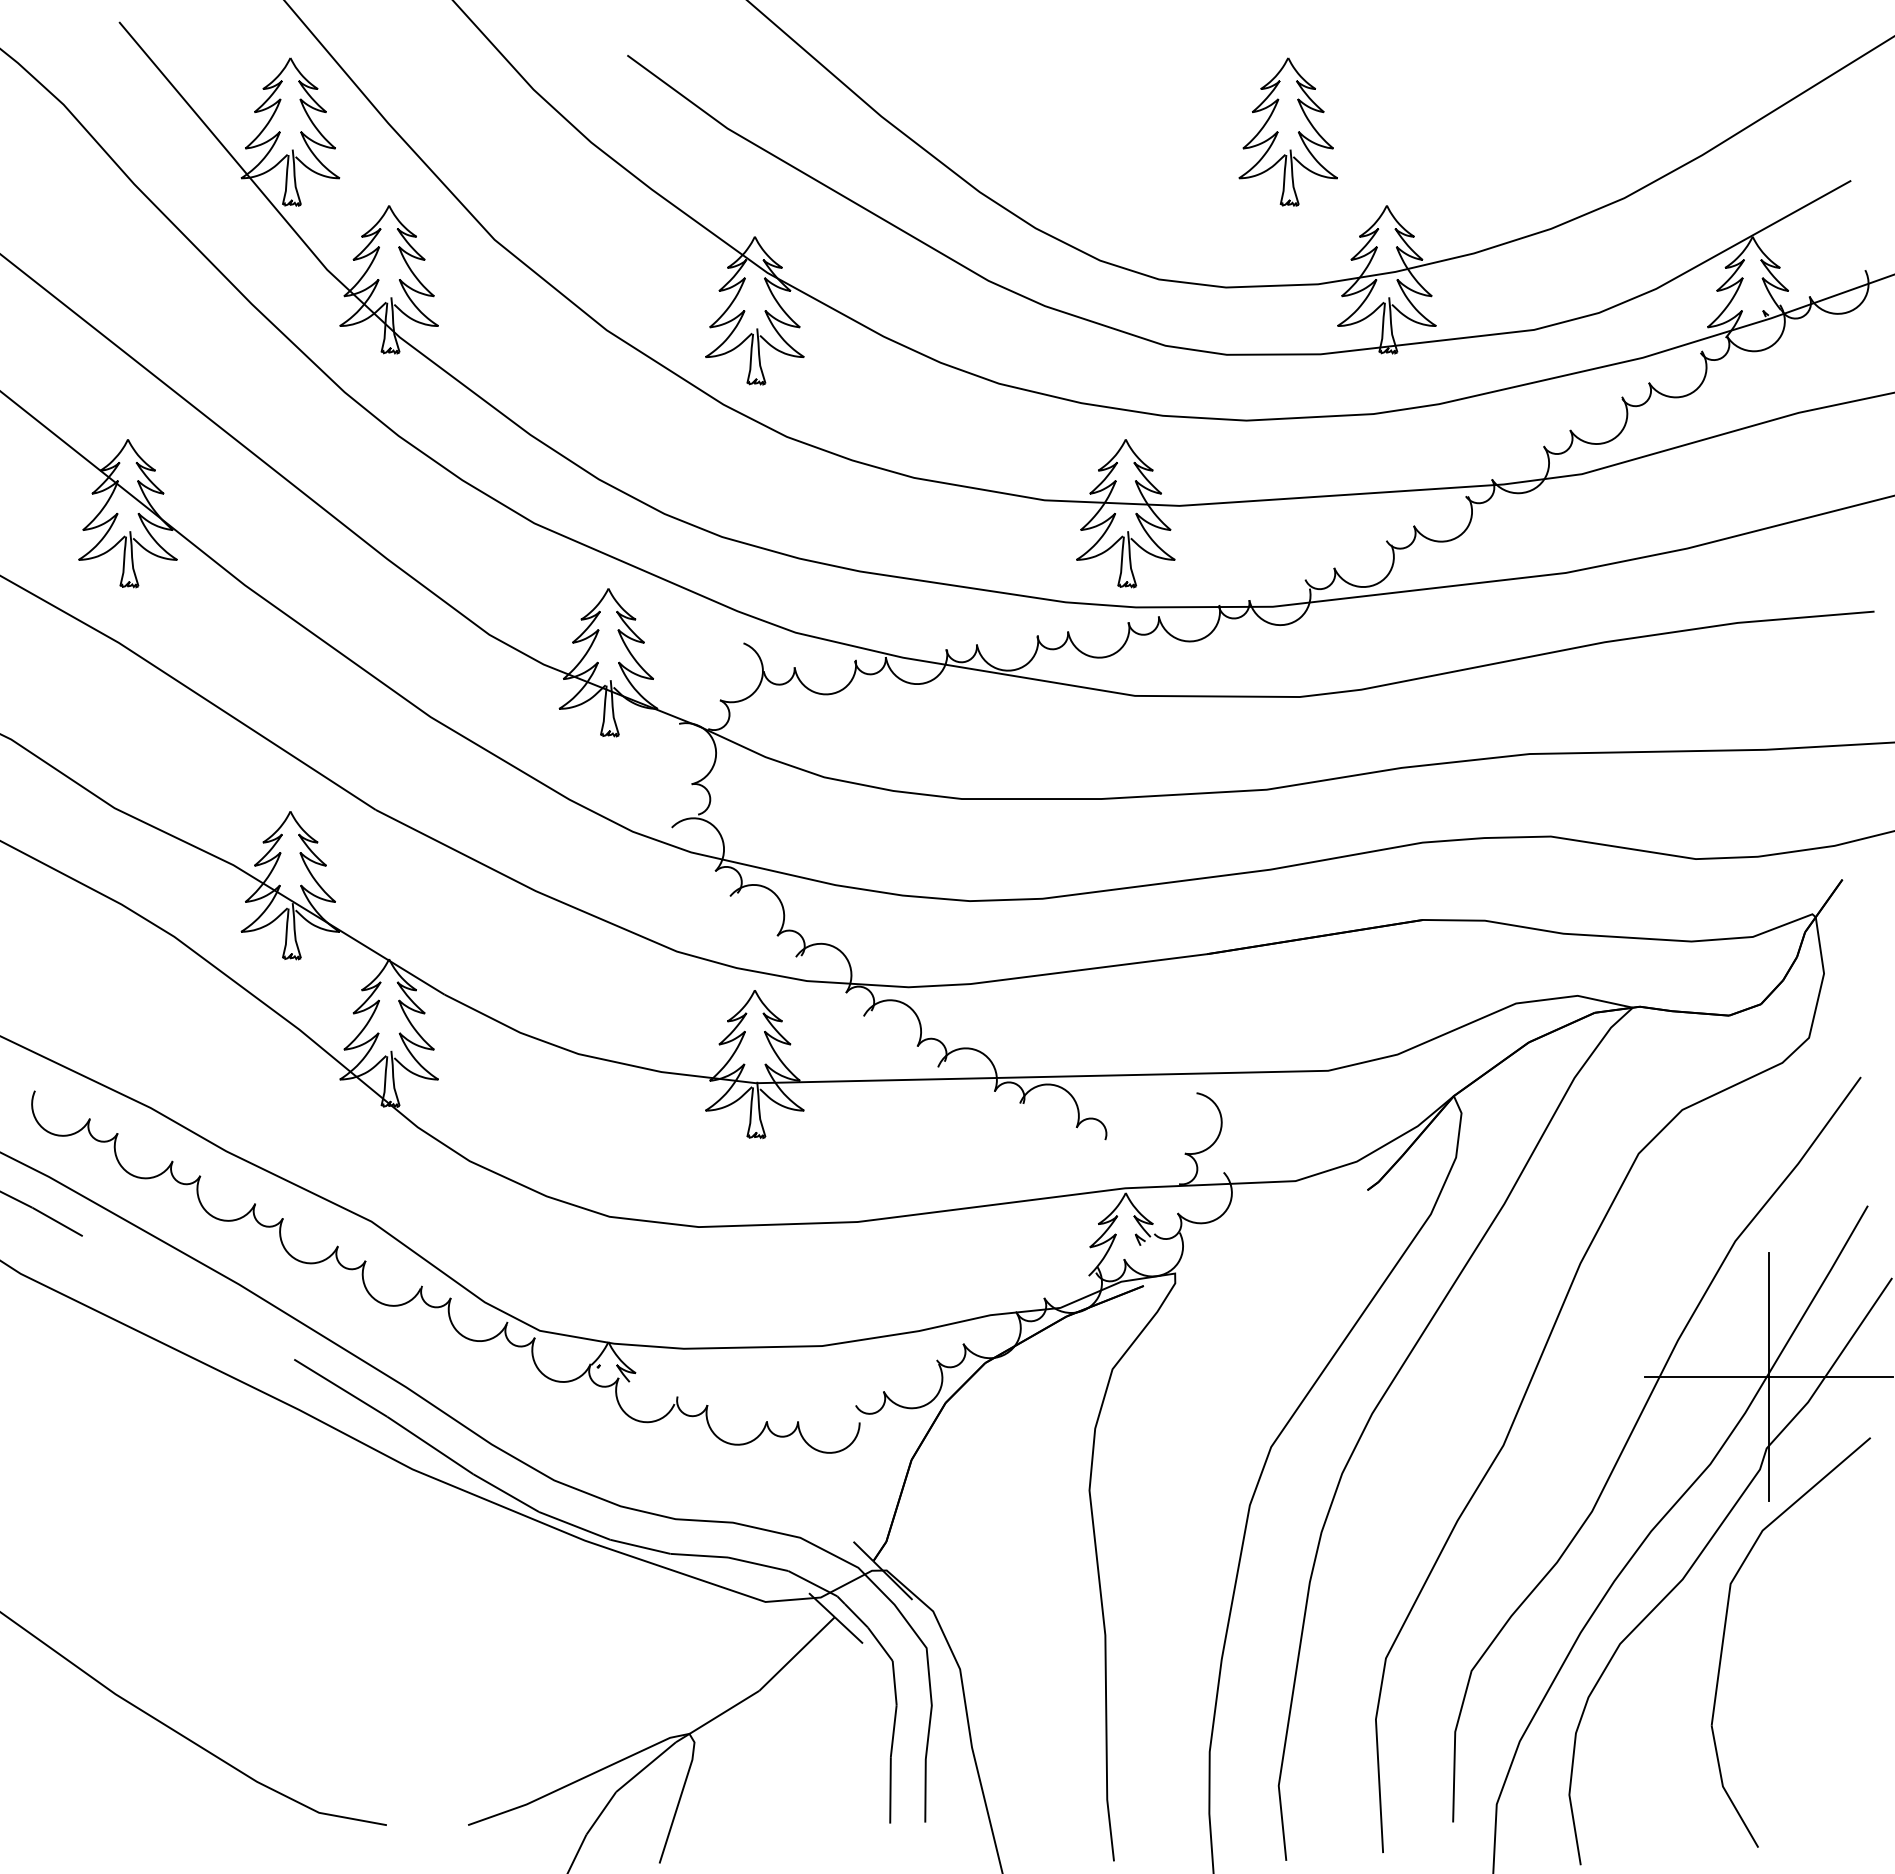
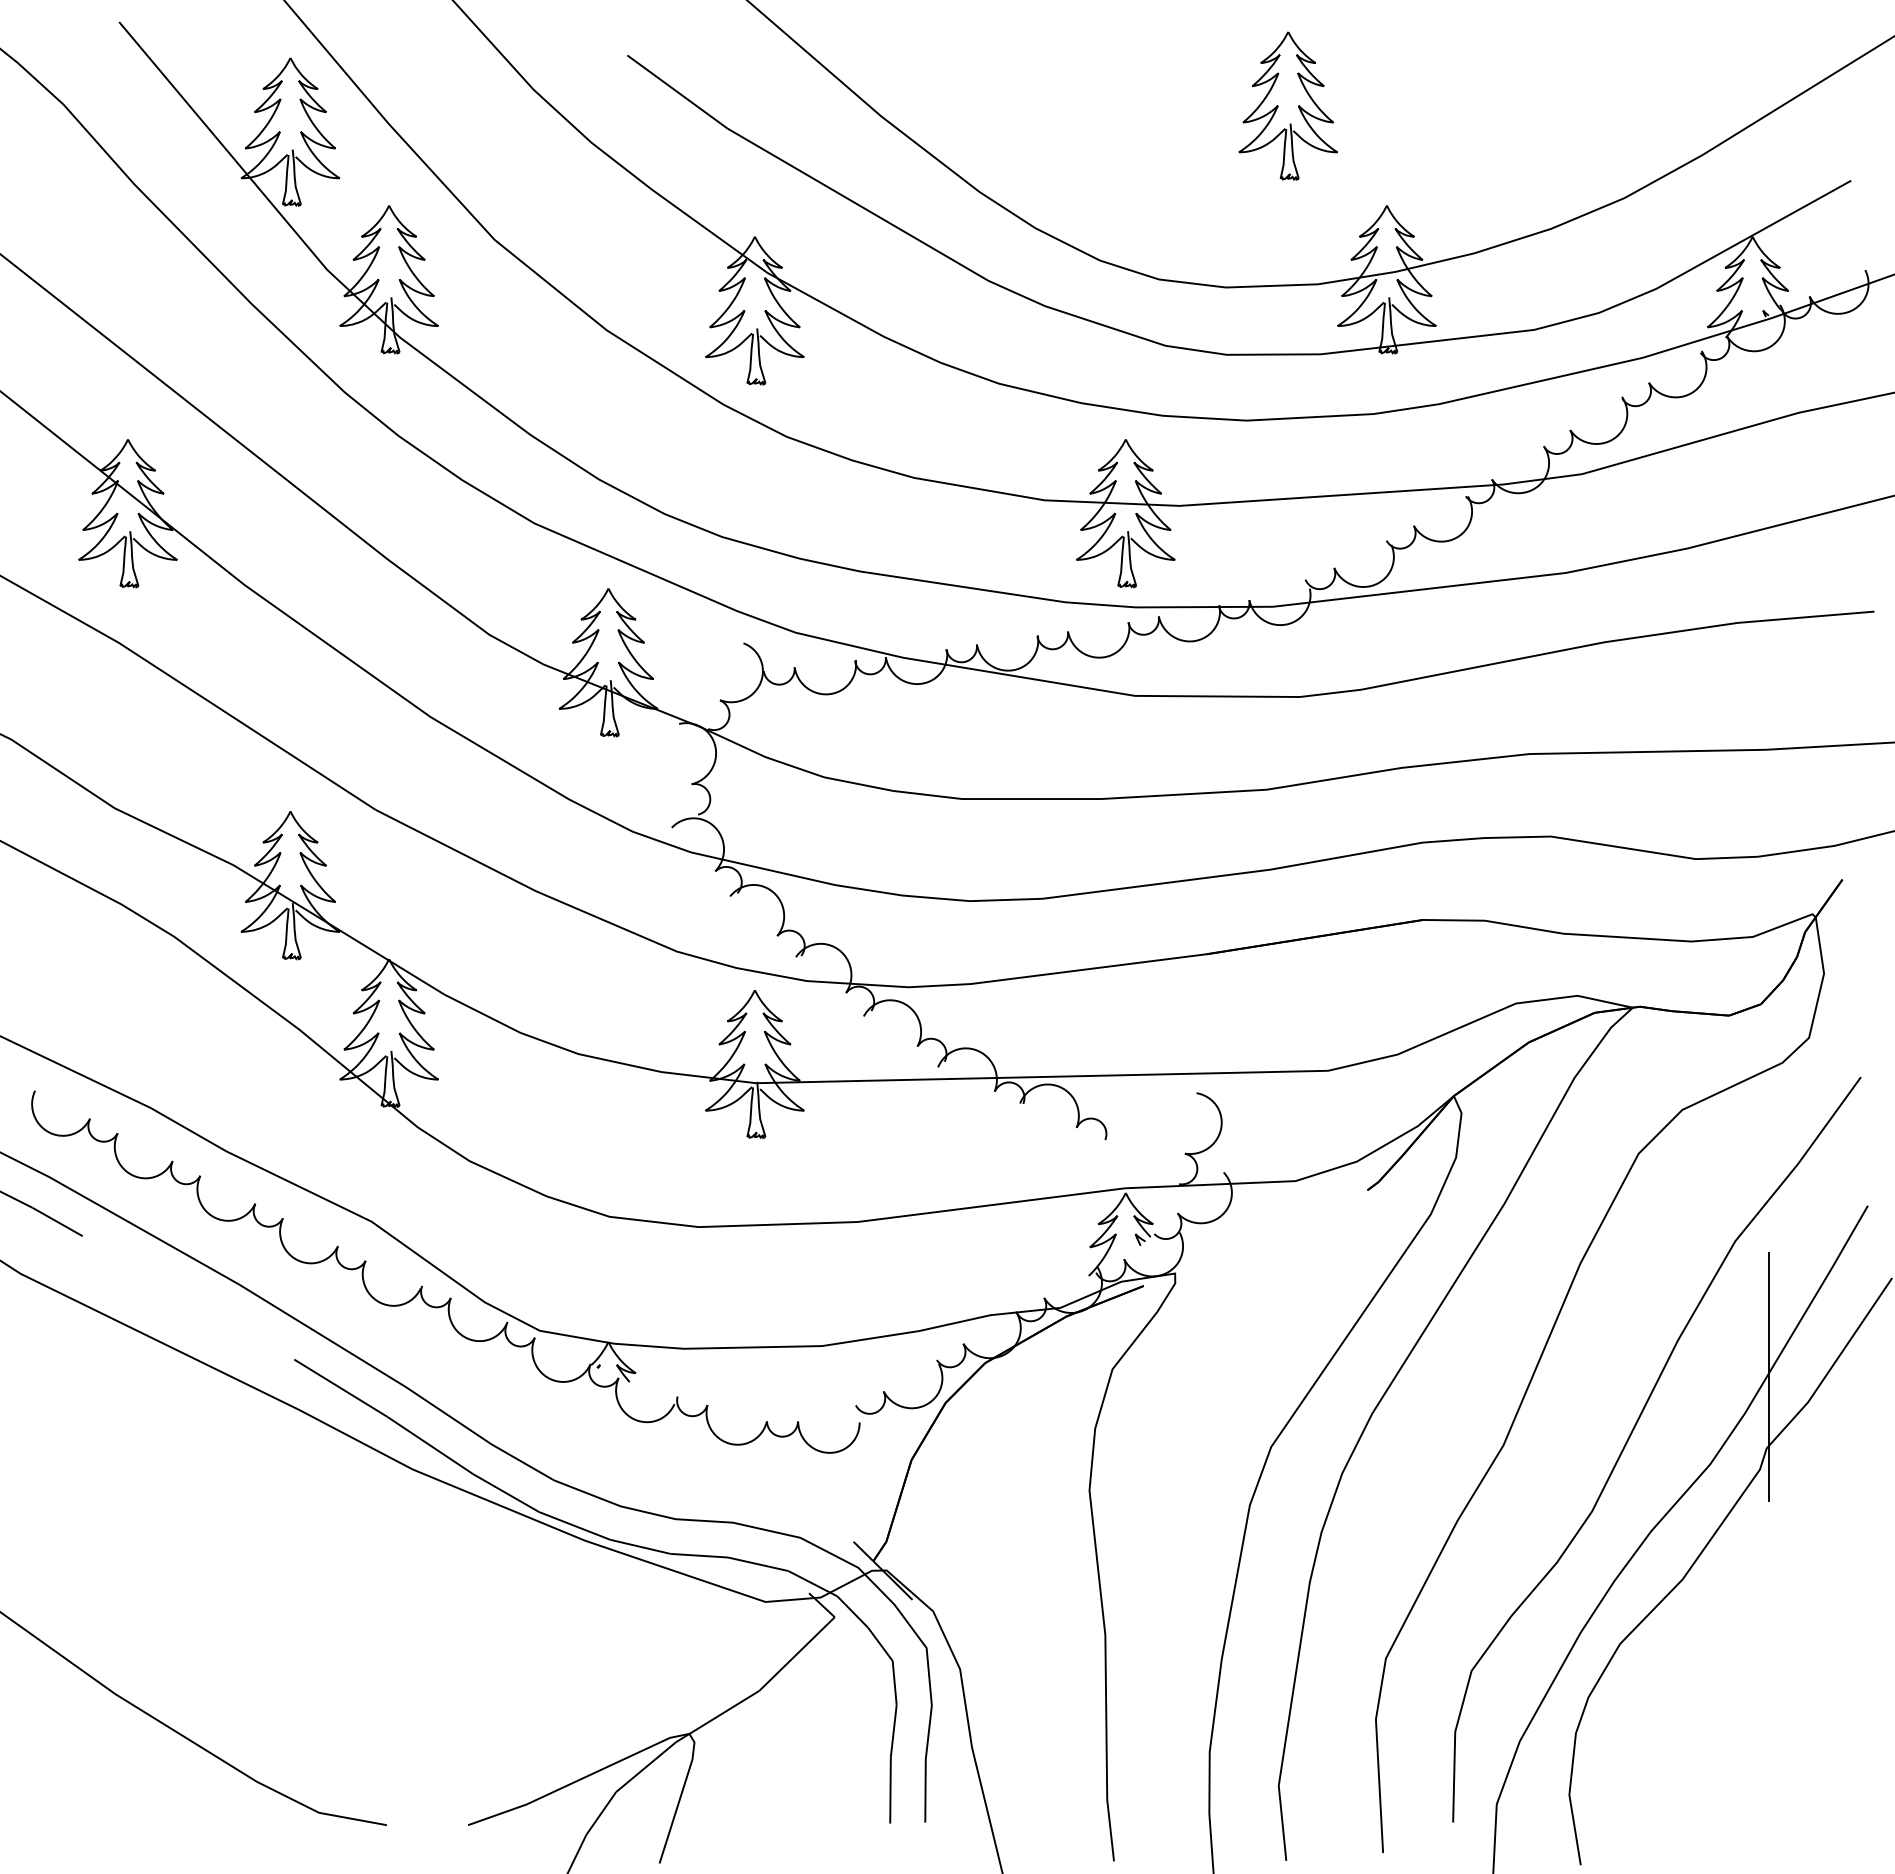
part position: (1287, 131) -> (1287, 105) (1287, 105)
line: present -> none (1768, 1377)
line: present -> none (848, 1630)
part: present -> none (1725, 1631)
